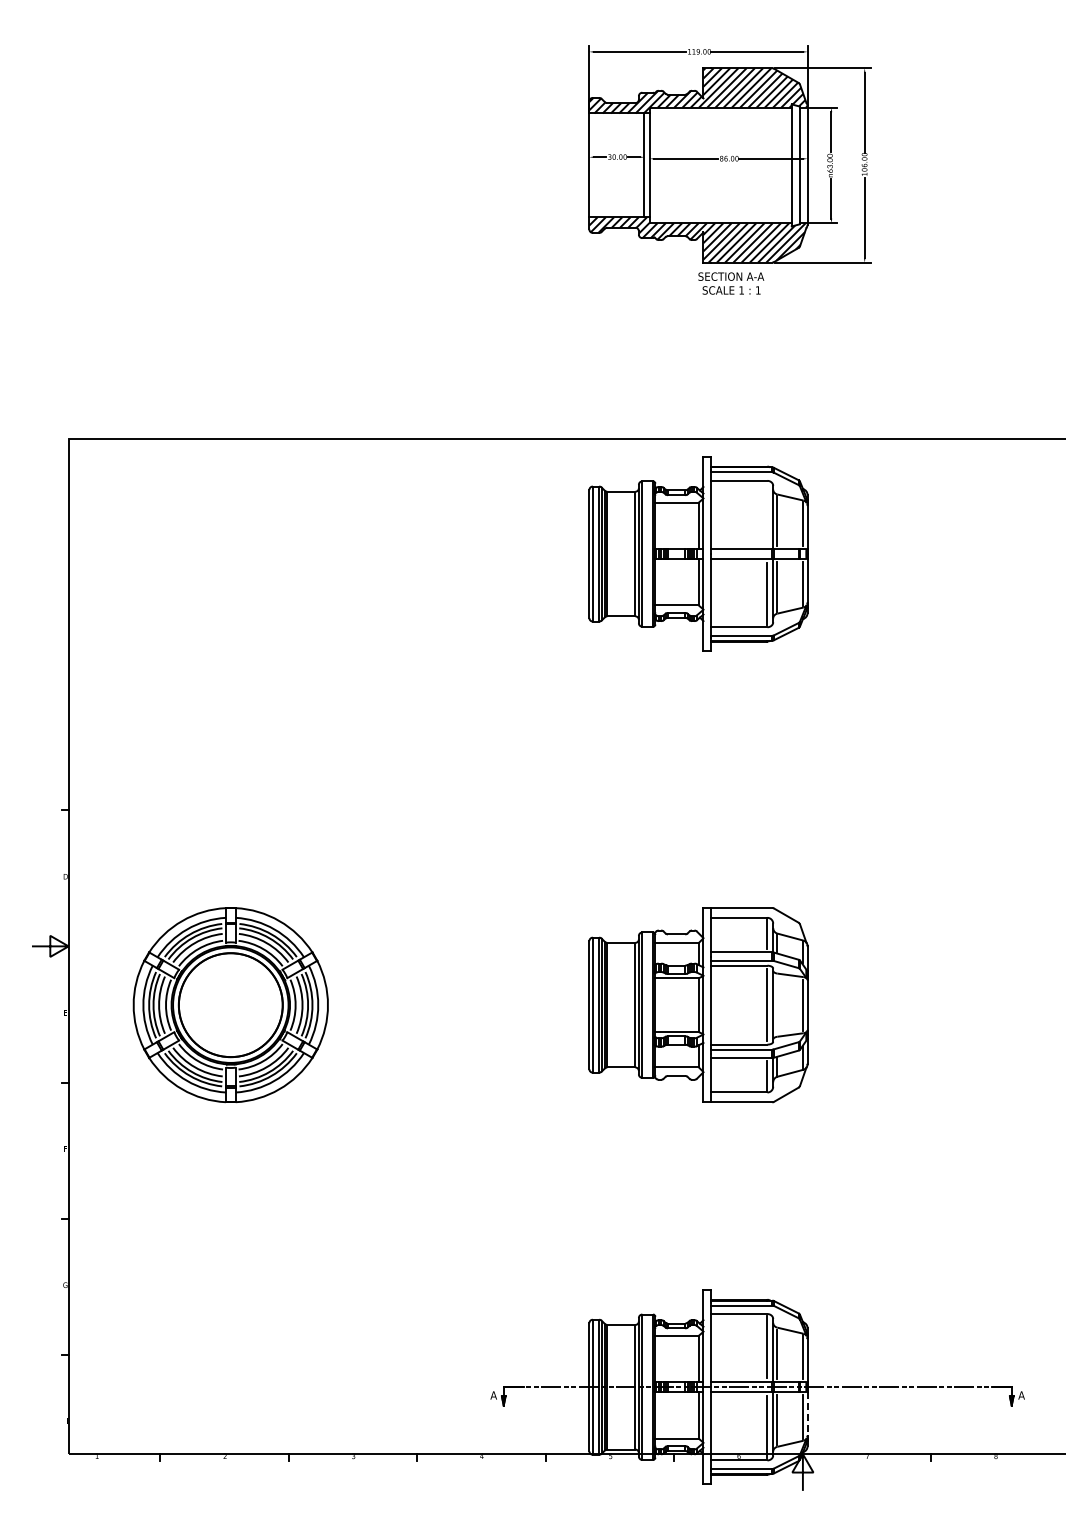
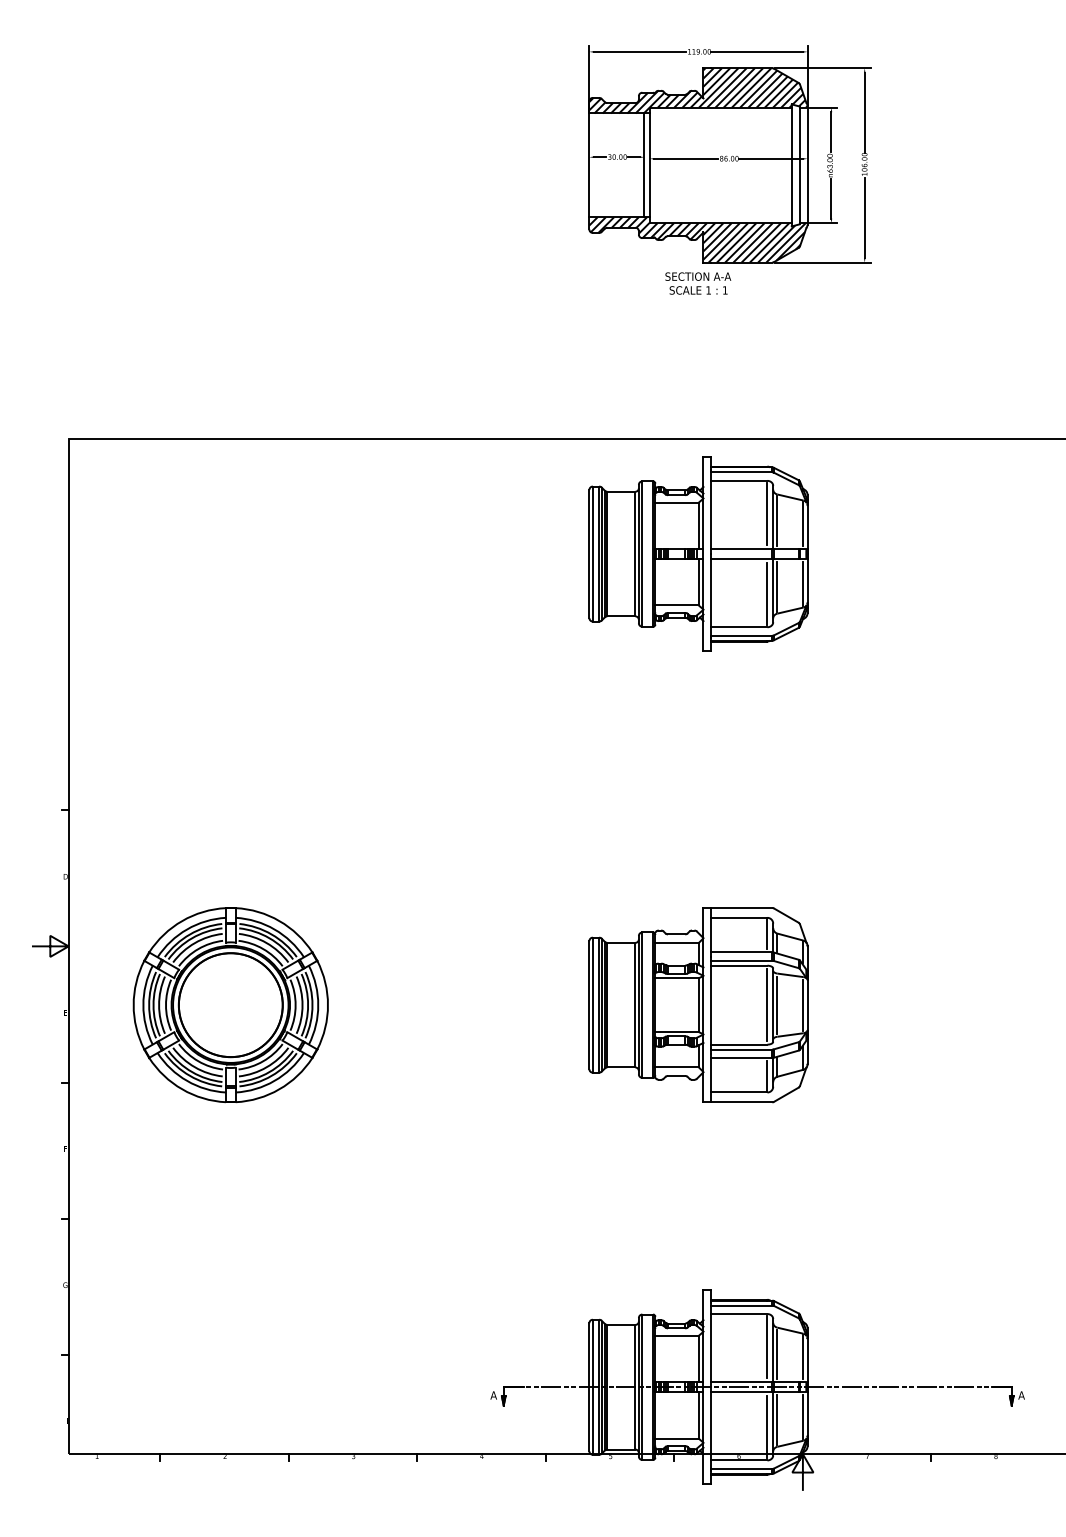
text position: (731, 283) -> (698, 283) (698, 283)
line: none -> present (767, 514)
line: none -> present (777, 1004)
line: dashed -> solid (807, 1414)
